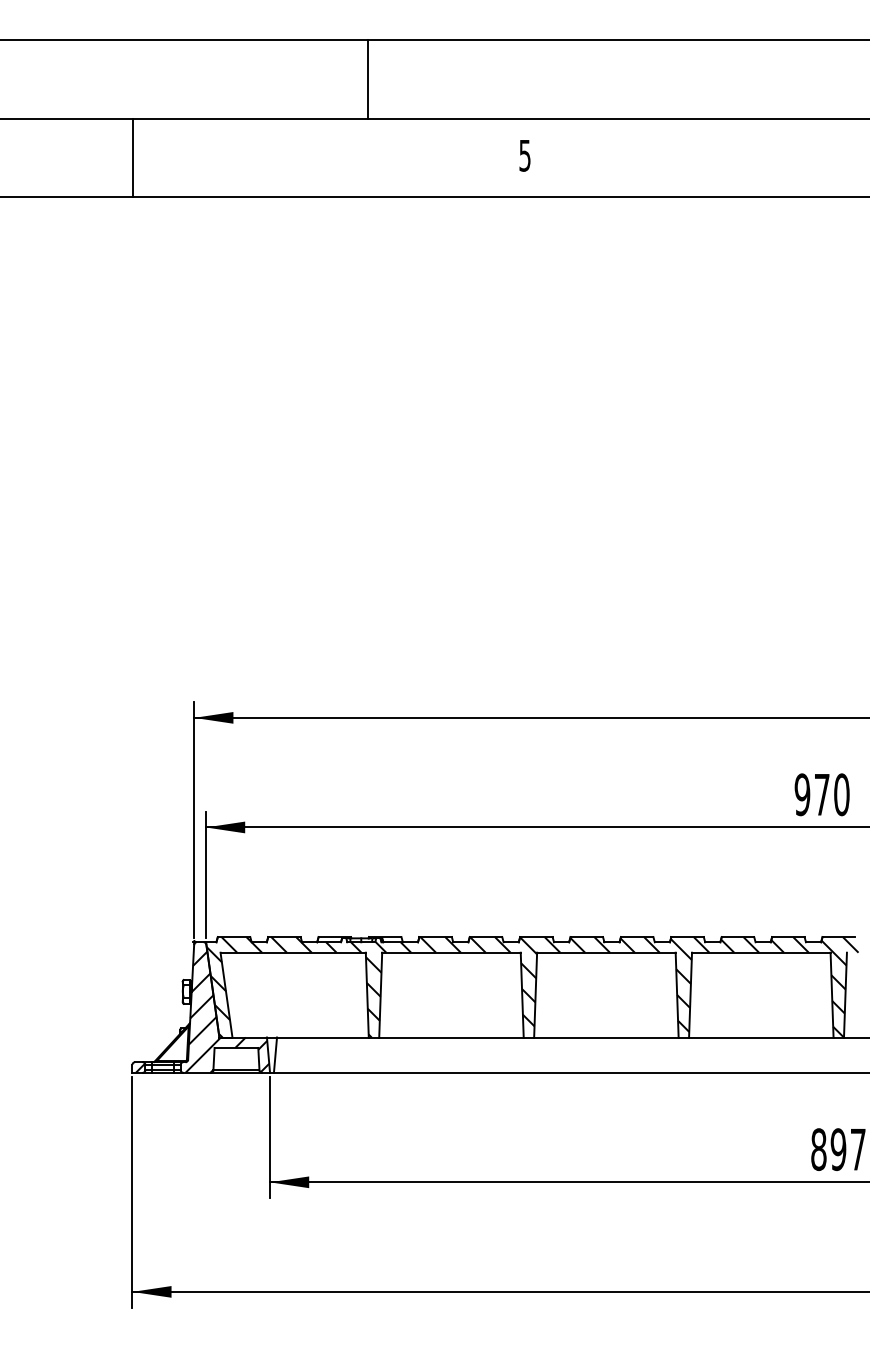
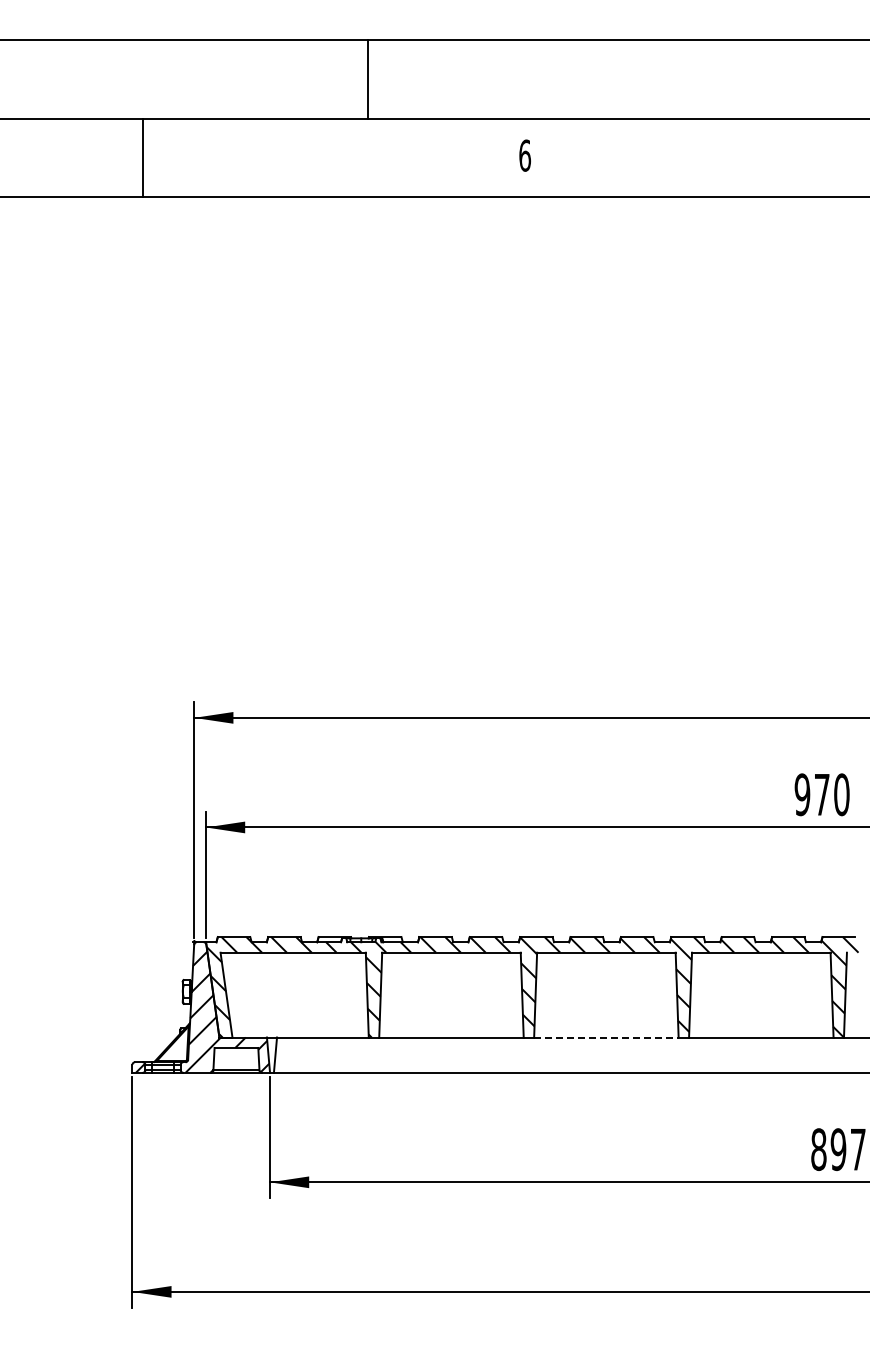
text: 5 -> 6 (525, 155)
line position: (133, 157) -> (143, 157) (143, 157)
line: solid -> dashed (606, 1037)
